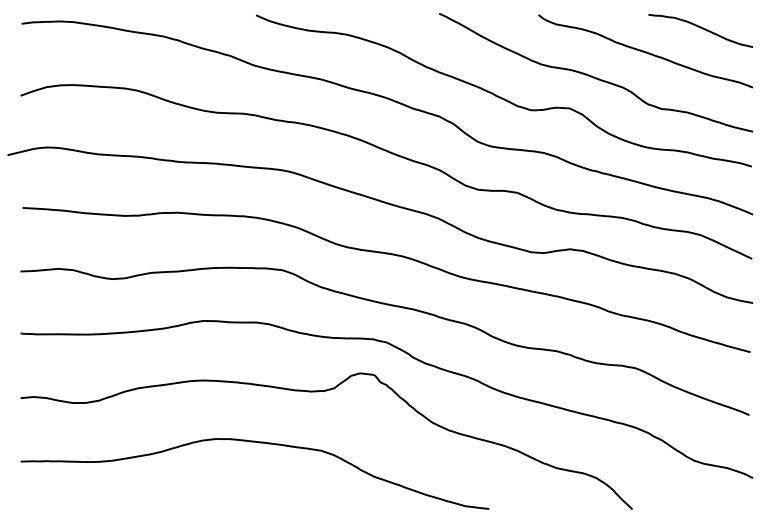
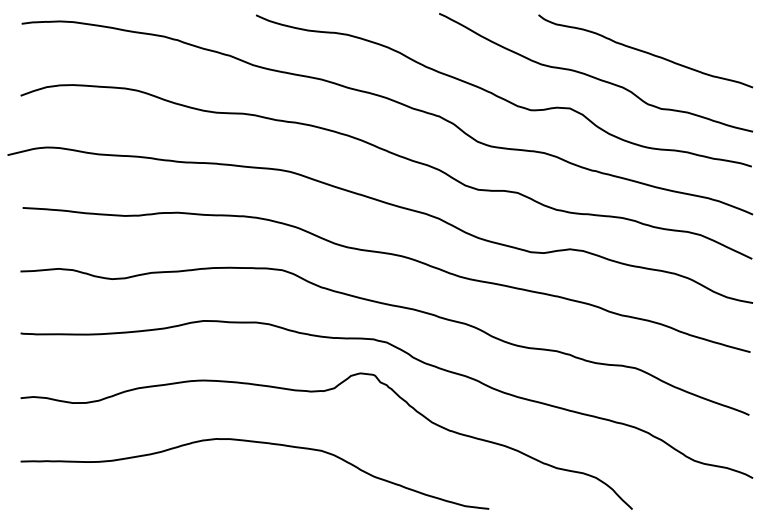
curve: present -> none (700, 28)
